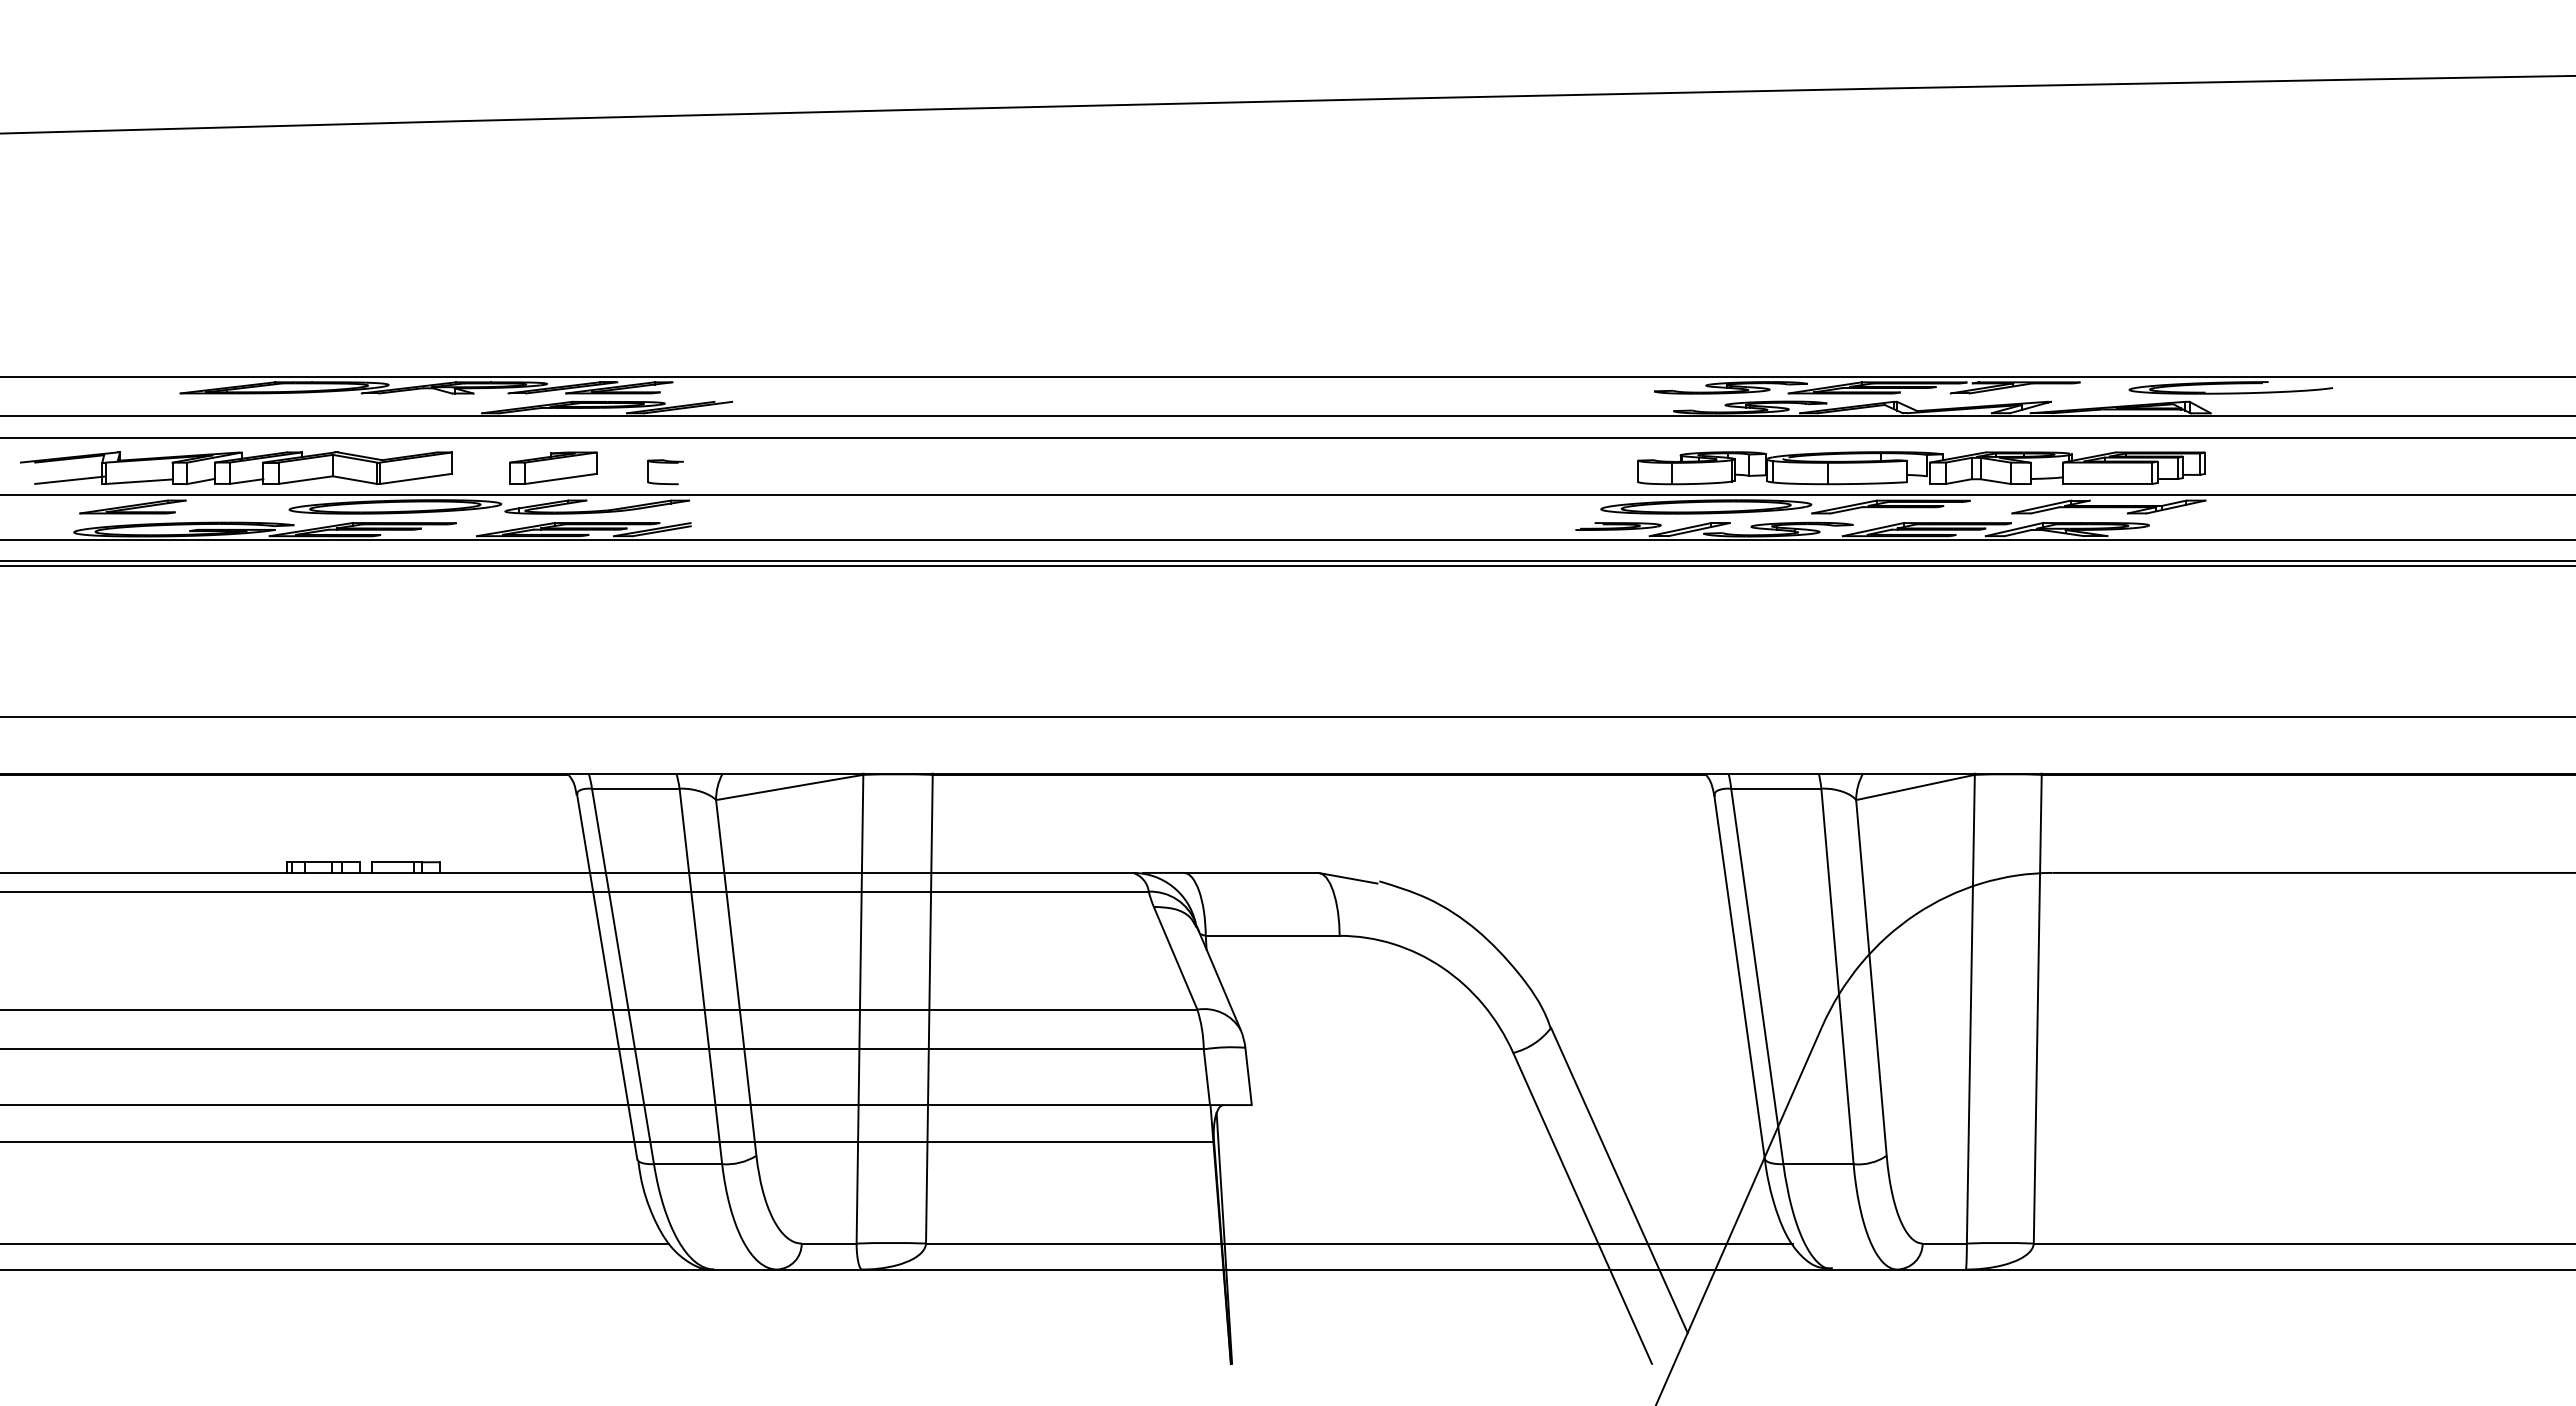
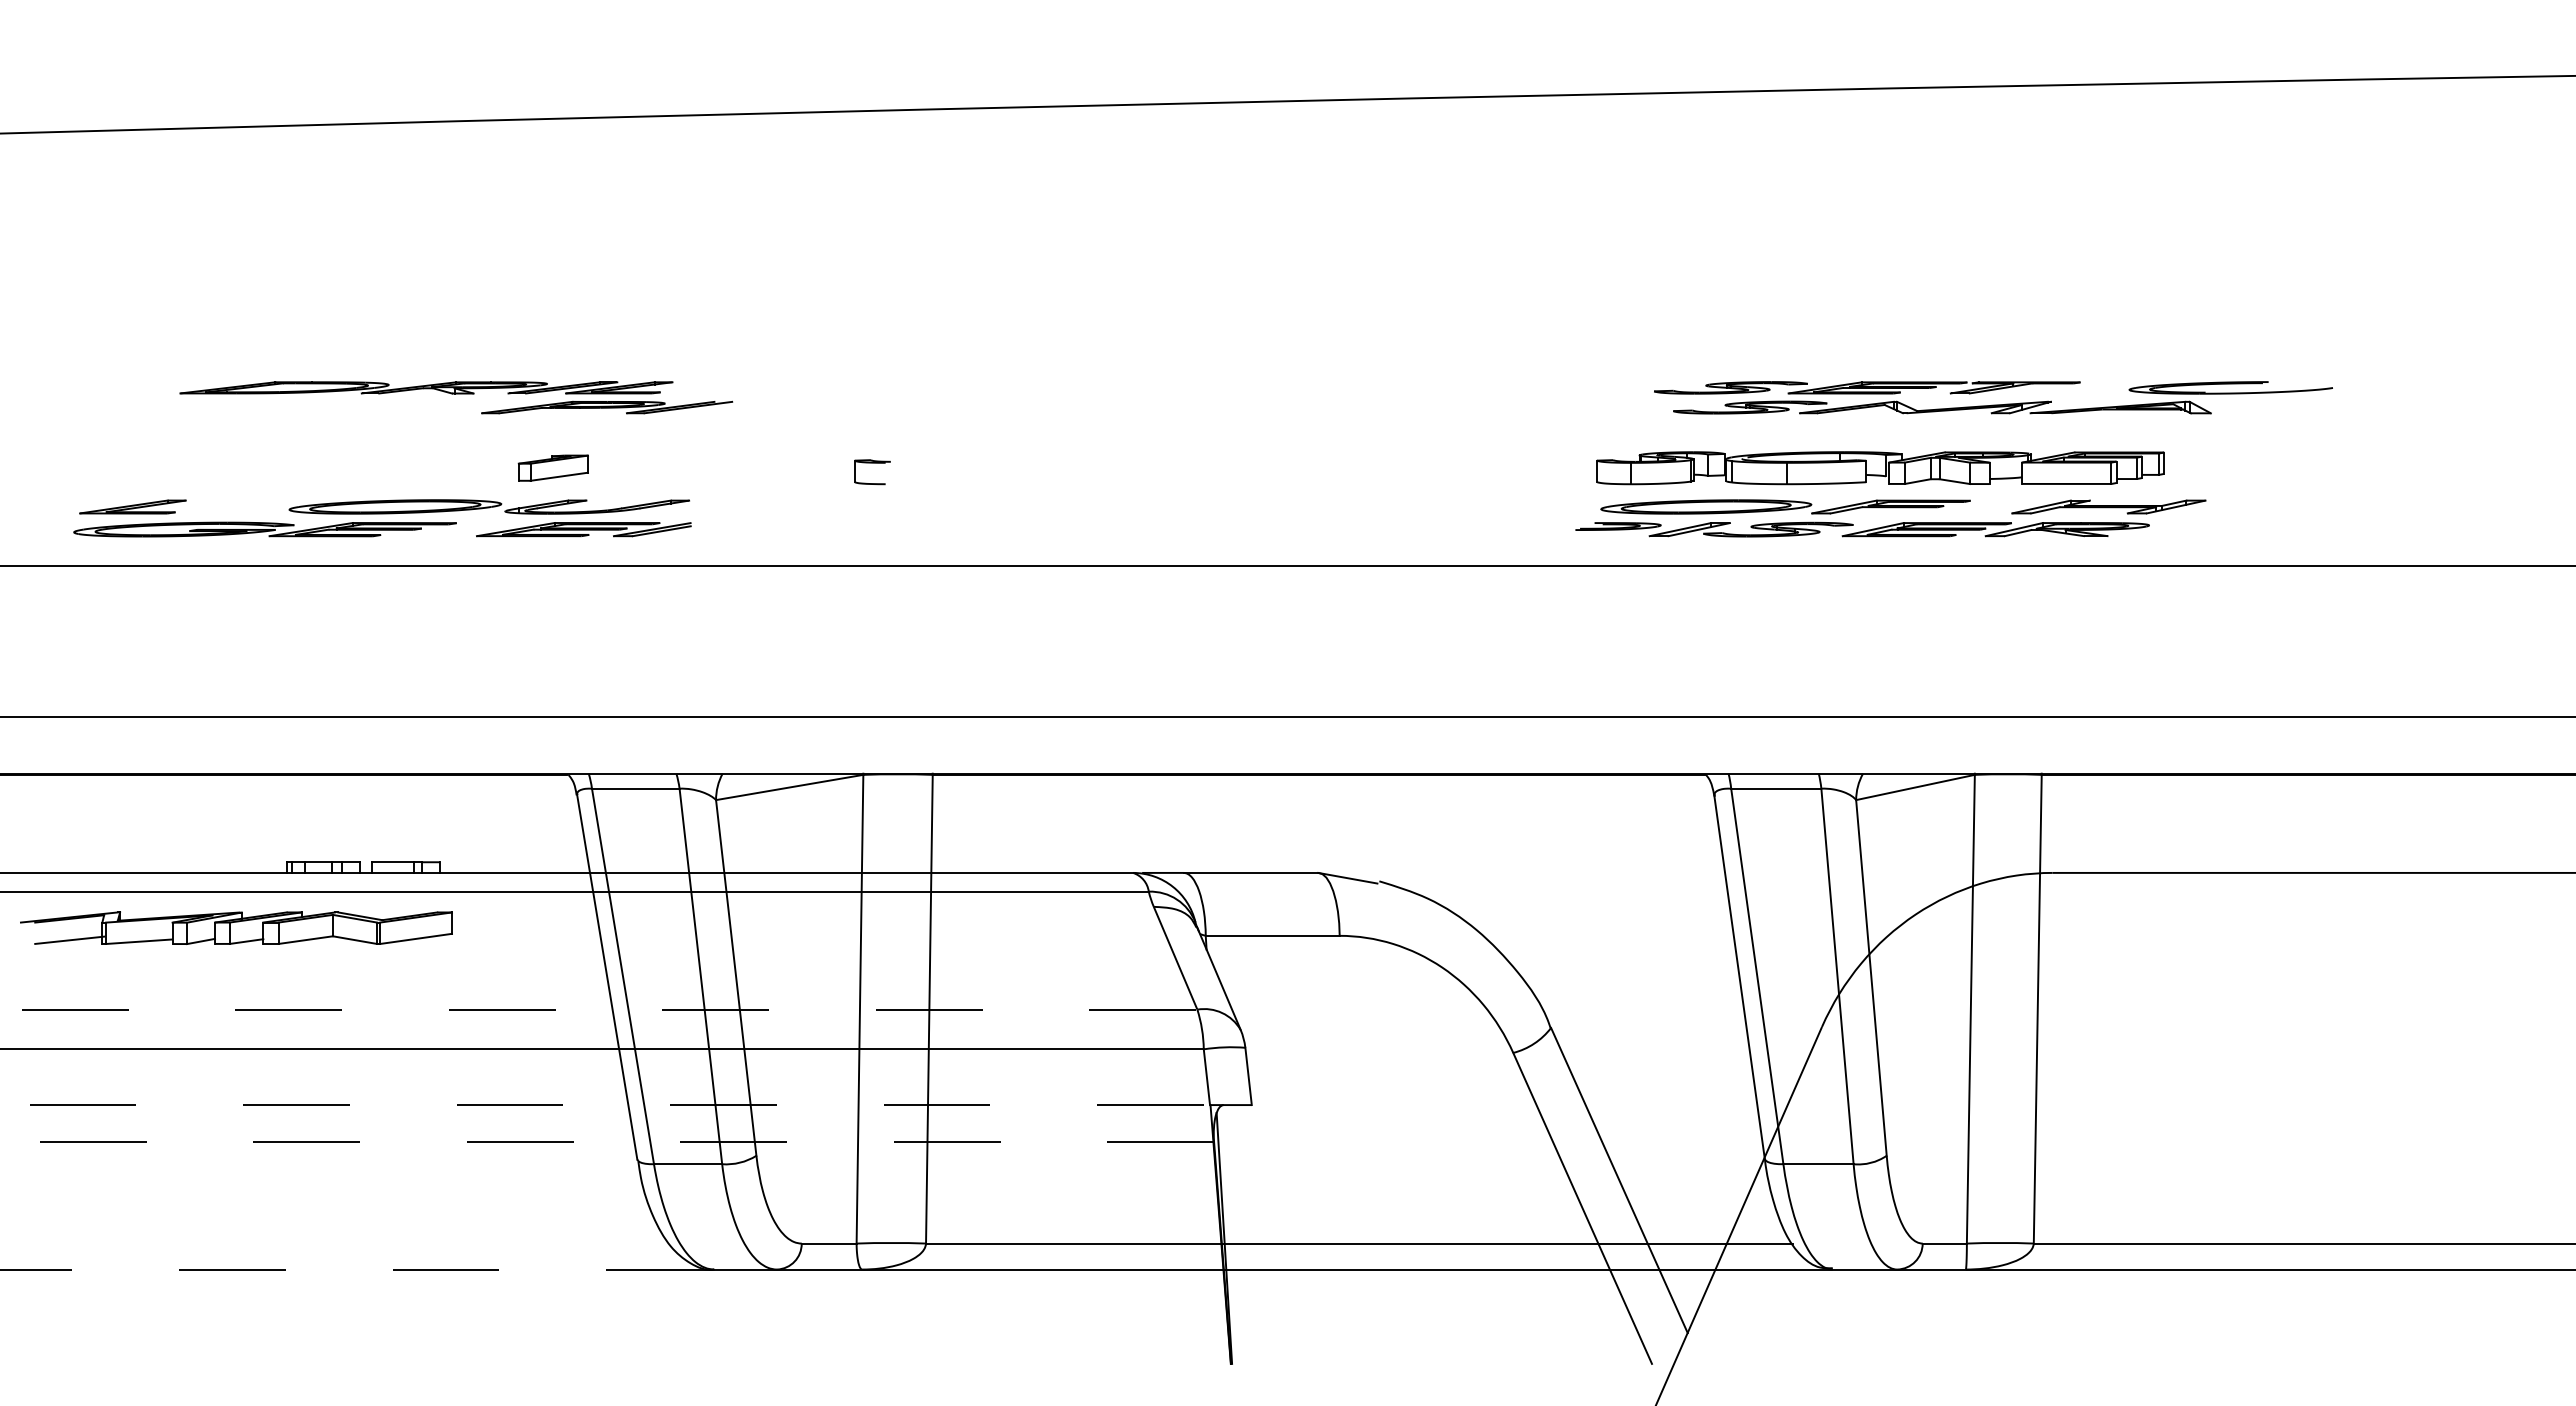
line: present -> none (1287, 377)
line: present -> none (1287, 416)
line: present -> none (1287, 437)
part position: (665, 463) -> (872, 463) (872, 463)
part position: (236, 467) -> (236, 927) (236, 927)
part size: 89x34 px -> 72x28 px (552, 467)
part position: (1921, 468) -> (1880, 468) (1880, 468)
line: present -> none (1287, 494)
line: present -> none (1287, 539)
line: present -> none (1287, 561)
line: solid -> dashed (599, 1009)
line: solid -> dashed (605, 1105)
line: solid -> dashed (607, 1141)
line: present -> none (335, 1243)
line: solid -> dashed (356, 1269)
